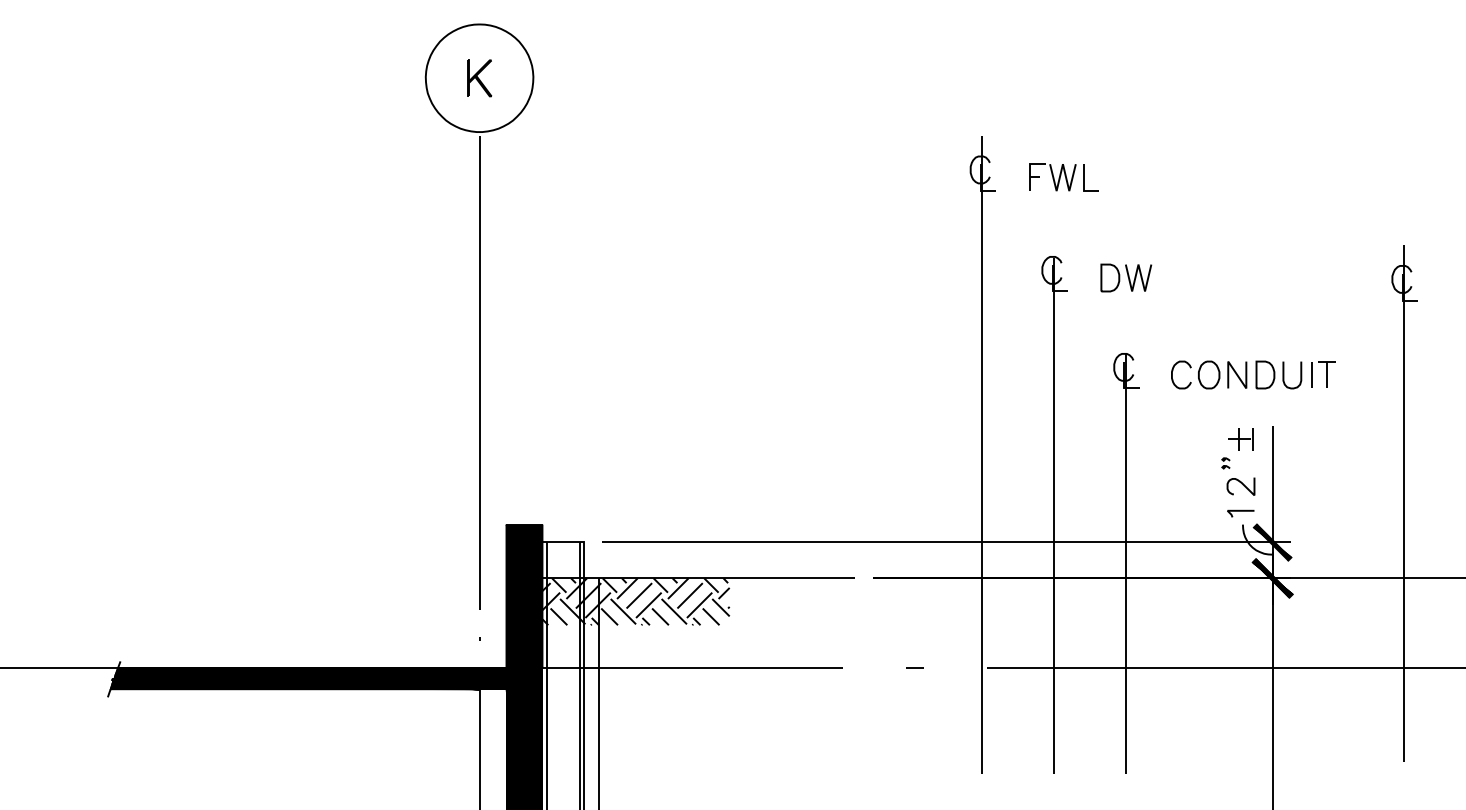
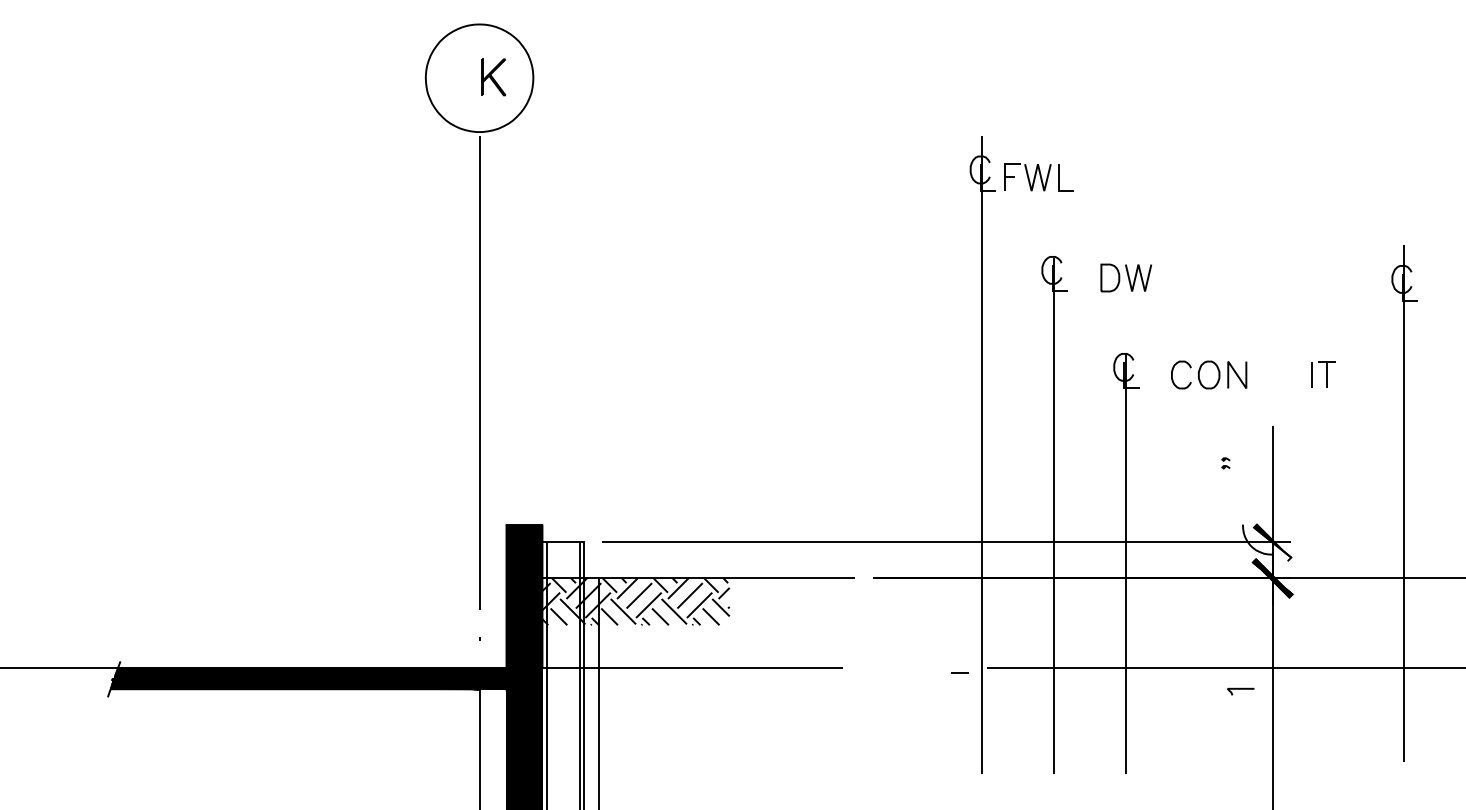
part position: (479, 78) -> (493, 77) (493, 77)
part position: (1063, 177) -> (1038, 177) (1038, 177)
part: present -> none (1278, 374)
part: present -> none (1240, 439)
curve: present -> none (1241, 484)
line position: (1240, 511) -> (1240, 689) (1240, 689)
fill: present -> none (1272, 544)
line position: (914, 667) -> (959, 672) (959, 672)
